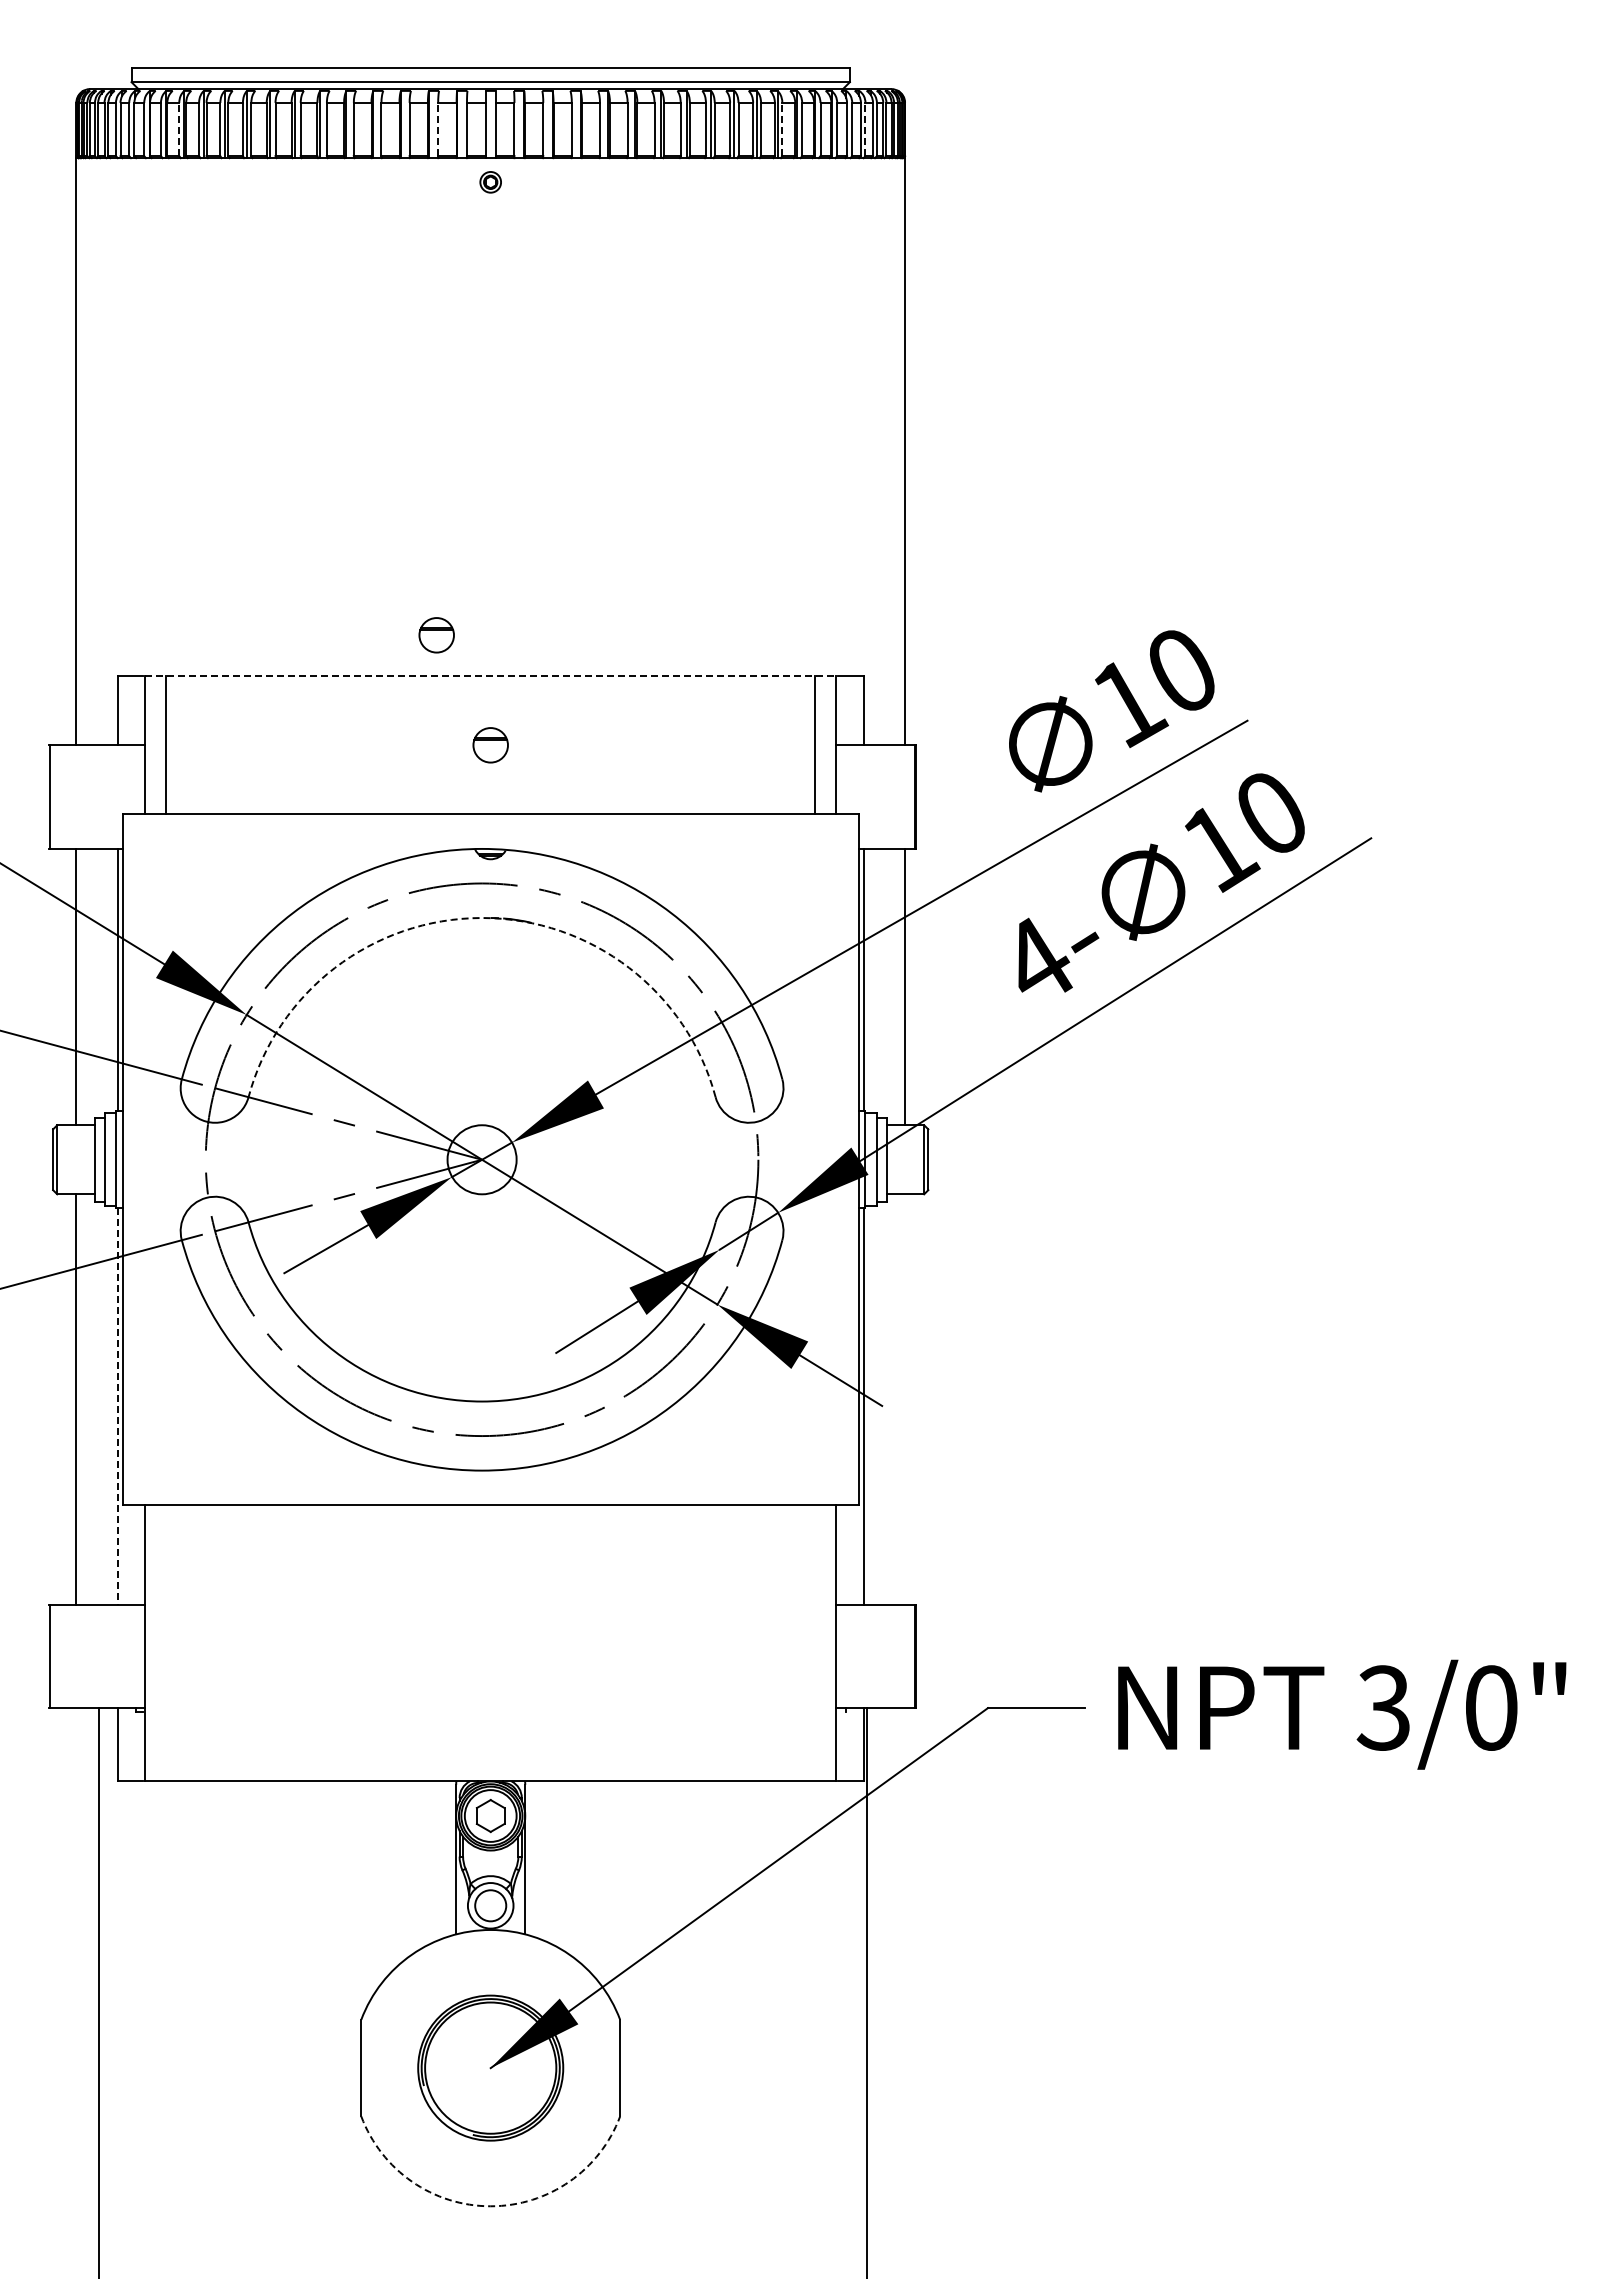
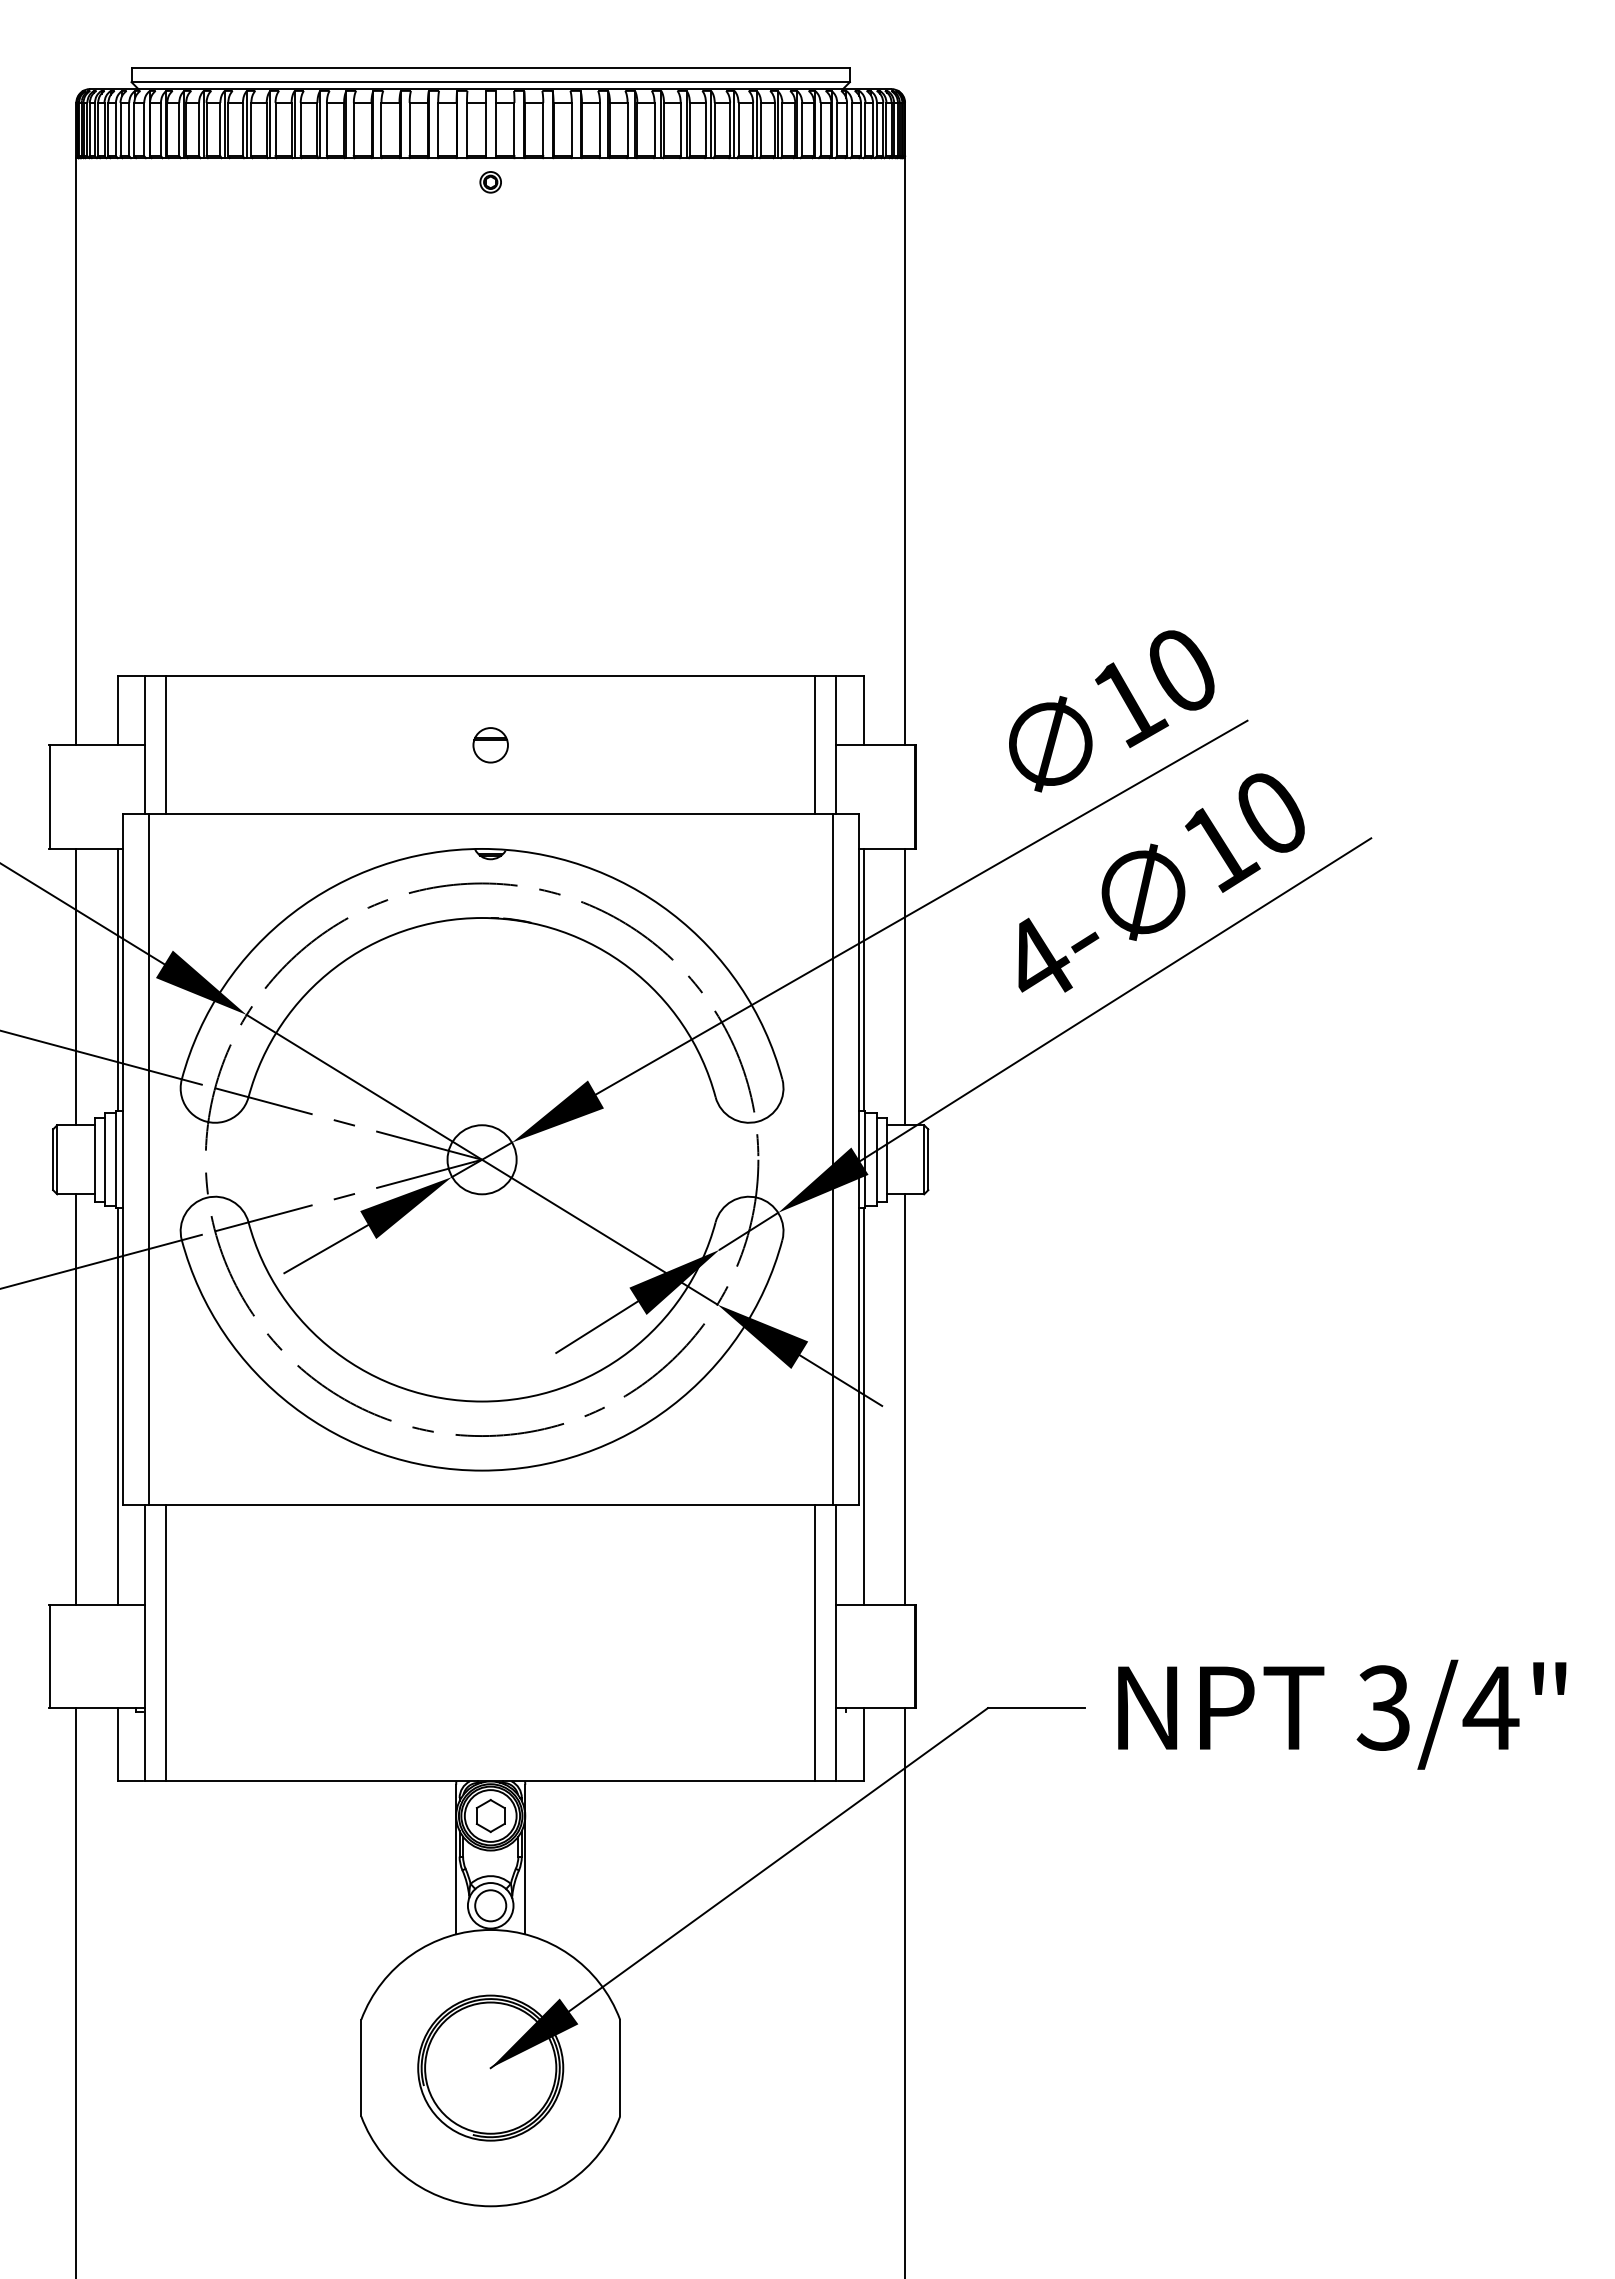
line: dashed -> solid (179, 129)
line: dashed -> solid (438, 129)
line: dashed -> solid (782, 129)
line: dashed -> solid (865, 129)
part: present -> none (436, 635)
line: dashed -> solid (491, 676)
arc: dashed -> solid (482, 918)
line: none -> present (148, 1159)
line: none -> present (832, 1159)
line: none -> present (905, 1399)
line: dashed -> solid (117, 1406)
line: none -> present (166, 1643)
line: none -> present (815, 1643)
text: 3/0" -> 3/4" (1490, 1707)
line position: (99, 1991) -> (76, 1991) (76, 1991)
line position: (867, 1991) -> (905, 1991) (905, 1991)
arc: dashed -> solid (490, 2206)
